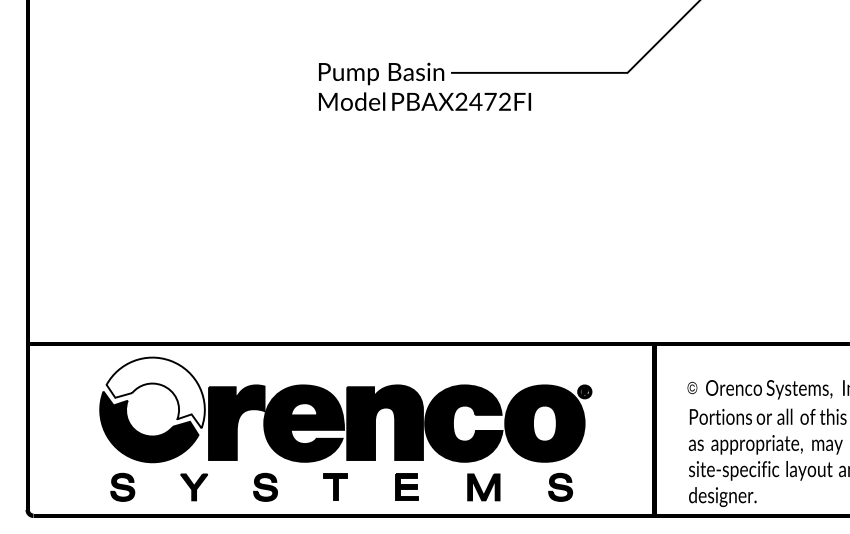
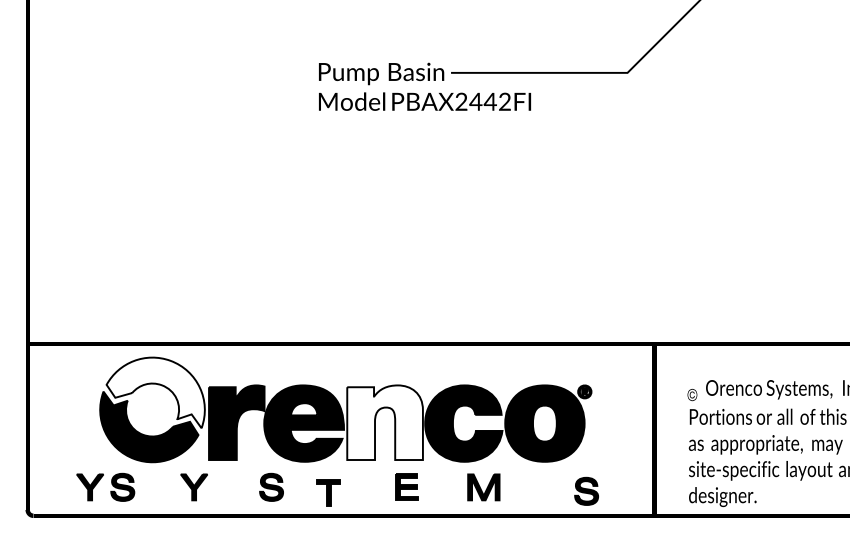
text: PBAX2472FI -> PBAX2442FI (489, 101)
text position: (692, 388) -> (692, 395) (692, 395)
fill: present -> none (384, 422)
part position: (265, 486) -> (271, 486) (271, 486)
part position: (335, 486) -> (328, 492) (328, 492)
part position: (560, 486) -> (586, 490) (586, 490)
part: none -> present (89, 487)
